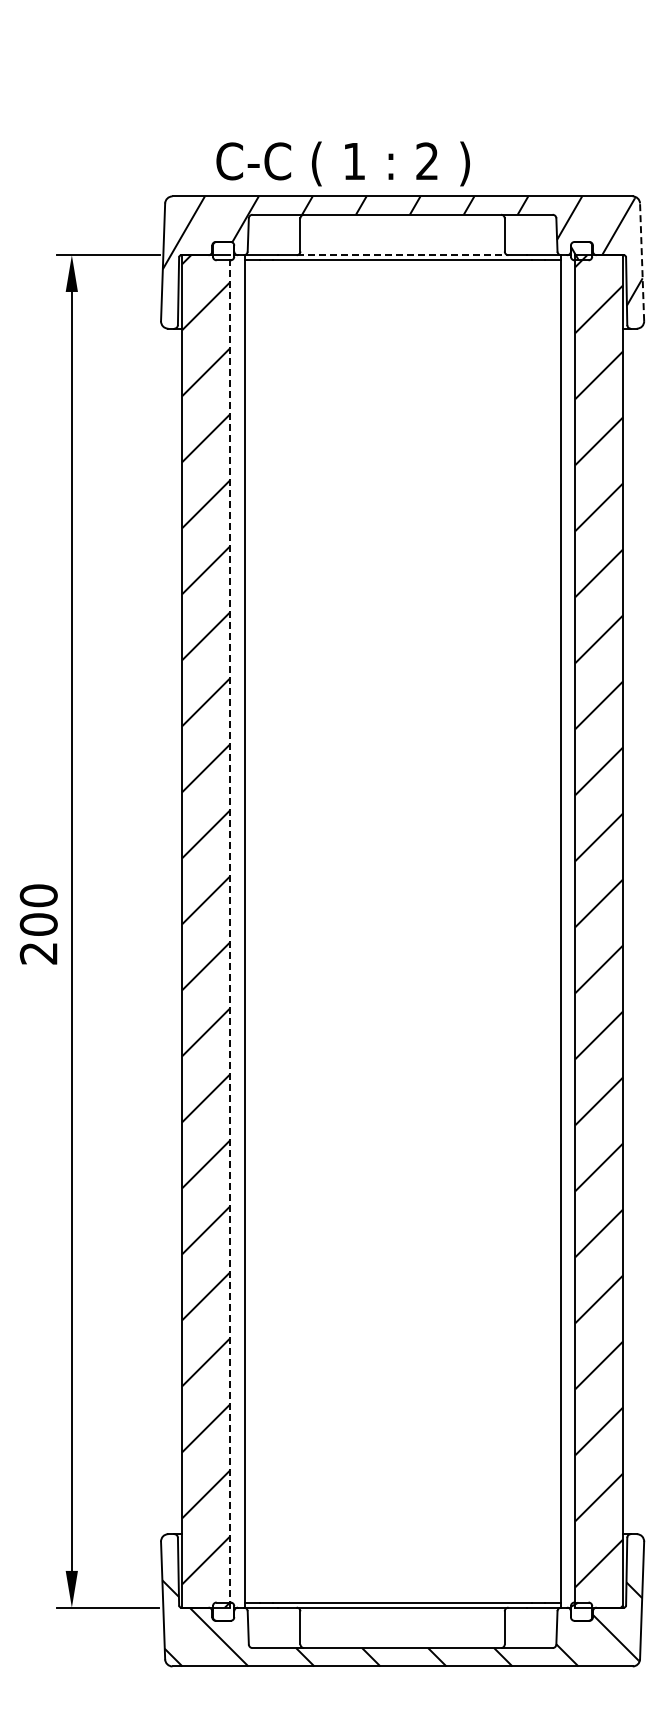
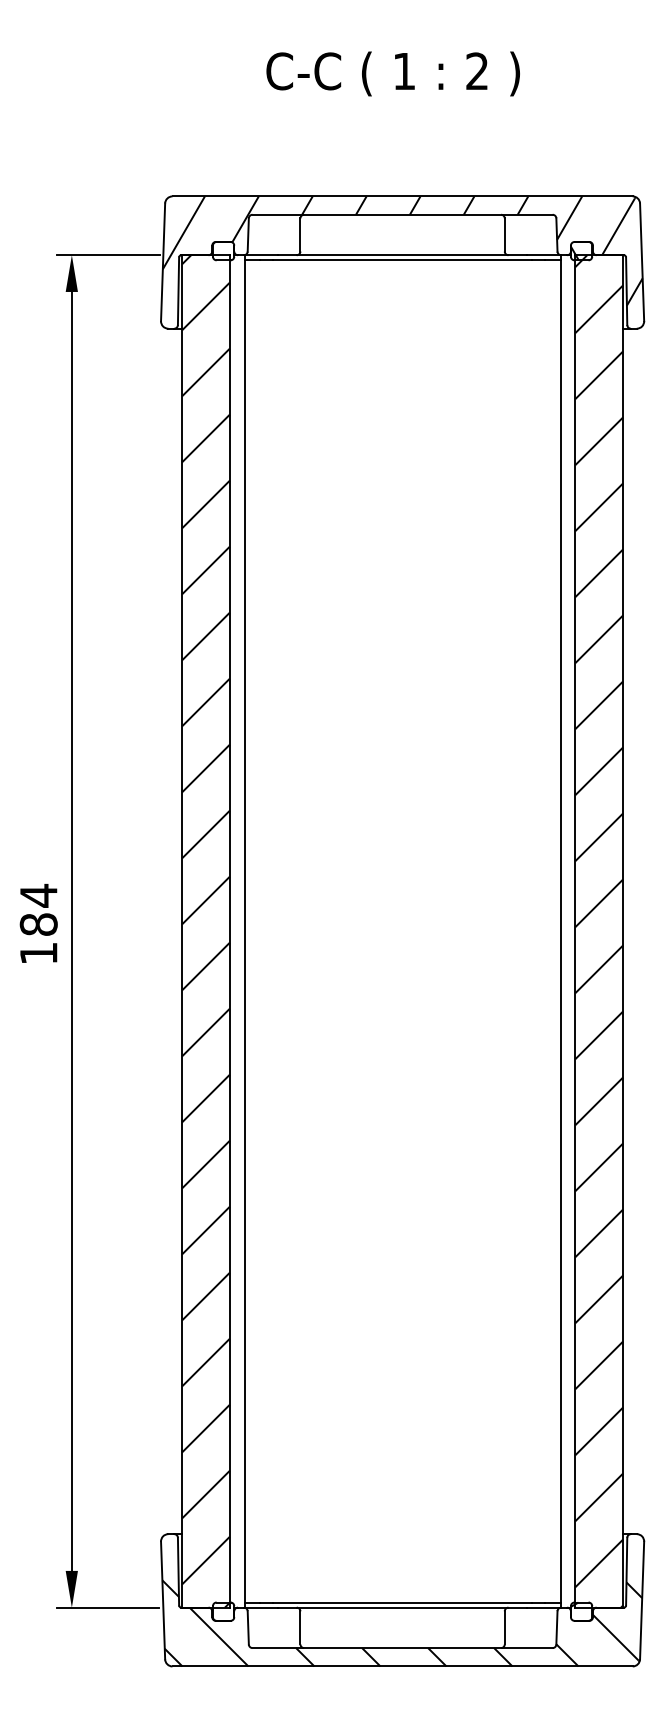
text position: (342, 163) -> (392, 73) (392, 73)
line: dashed -> solid (402, 255)
line: dashed -> solid (642, 262)
text: 200 -> 184 (38, 923)
line: dashed -> solid (229, 930)
